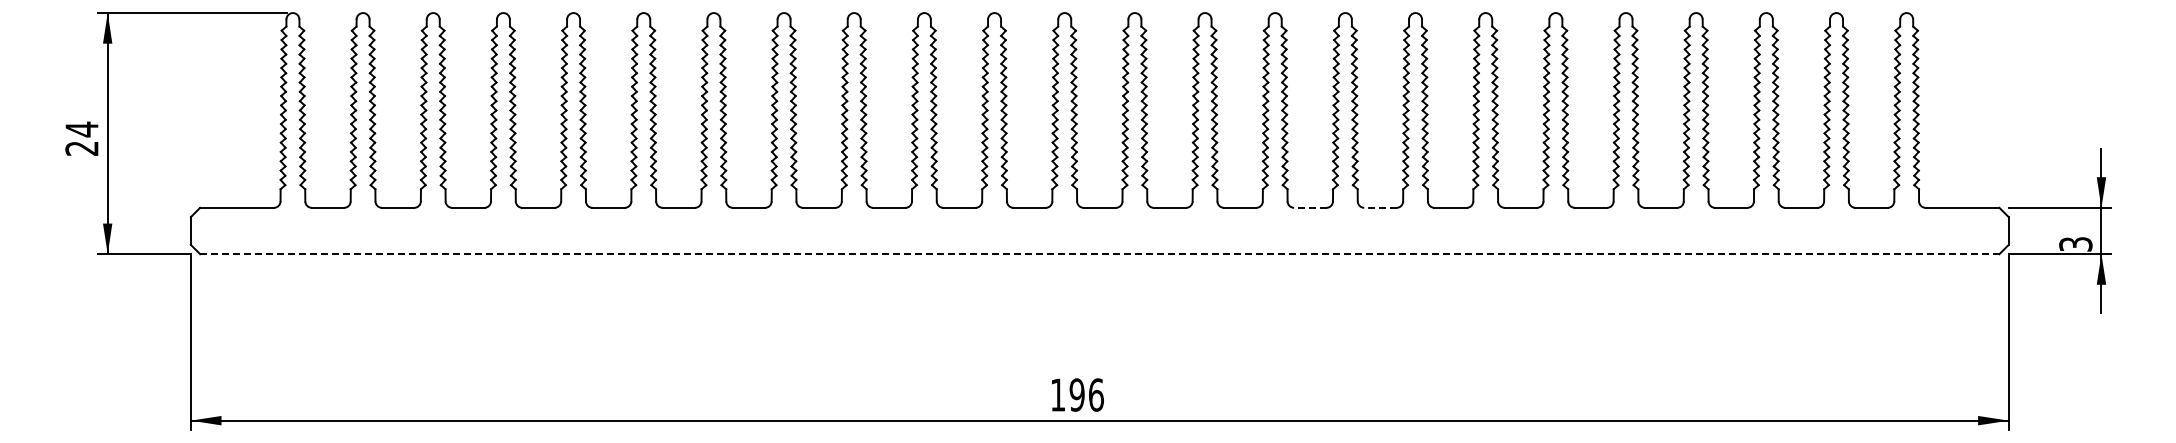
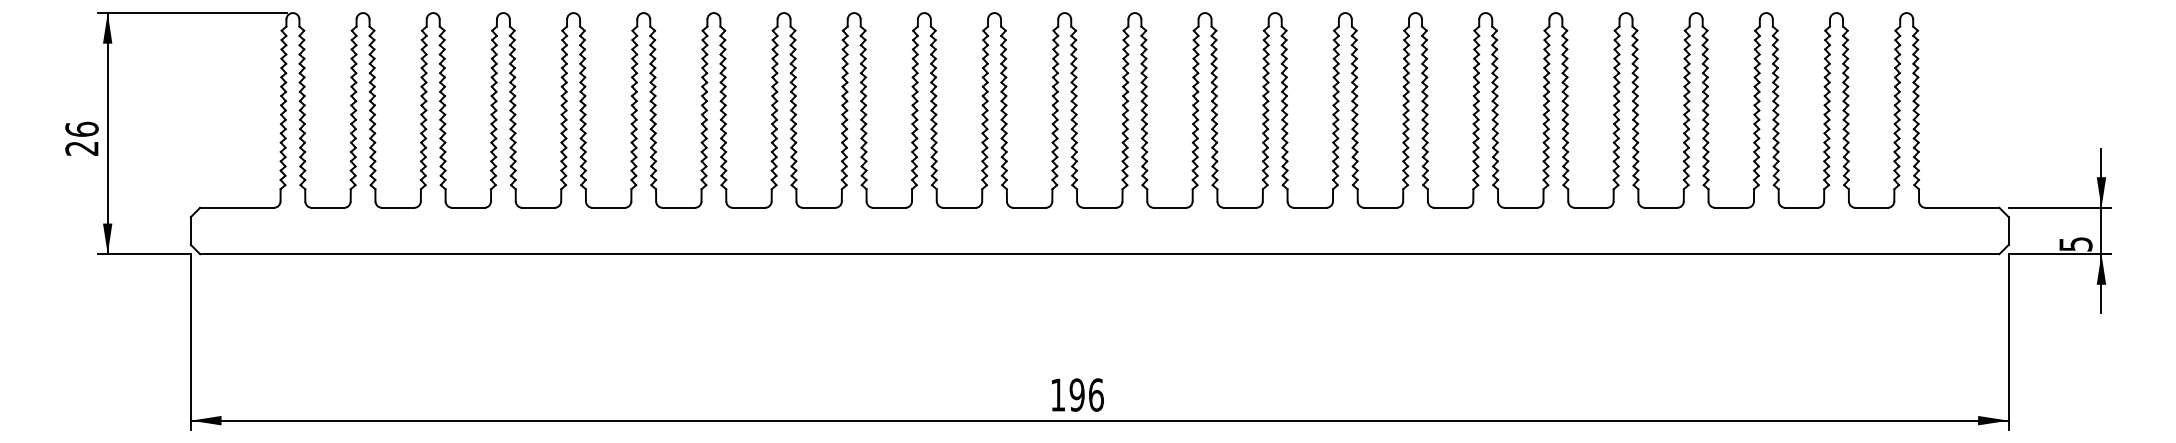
text: 24 -> 26 (81, 129)
line: dashed -> solid (1309, 207)
line: dashed -> solid (1379, 207)
text: 3 -> 5 (2075, 244)
line: dashed -> solid (1099, 254)
